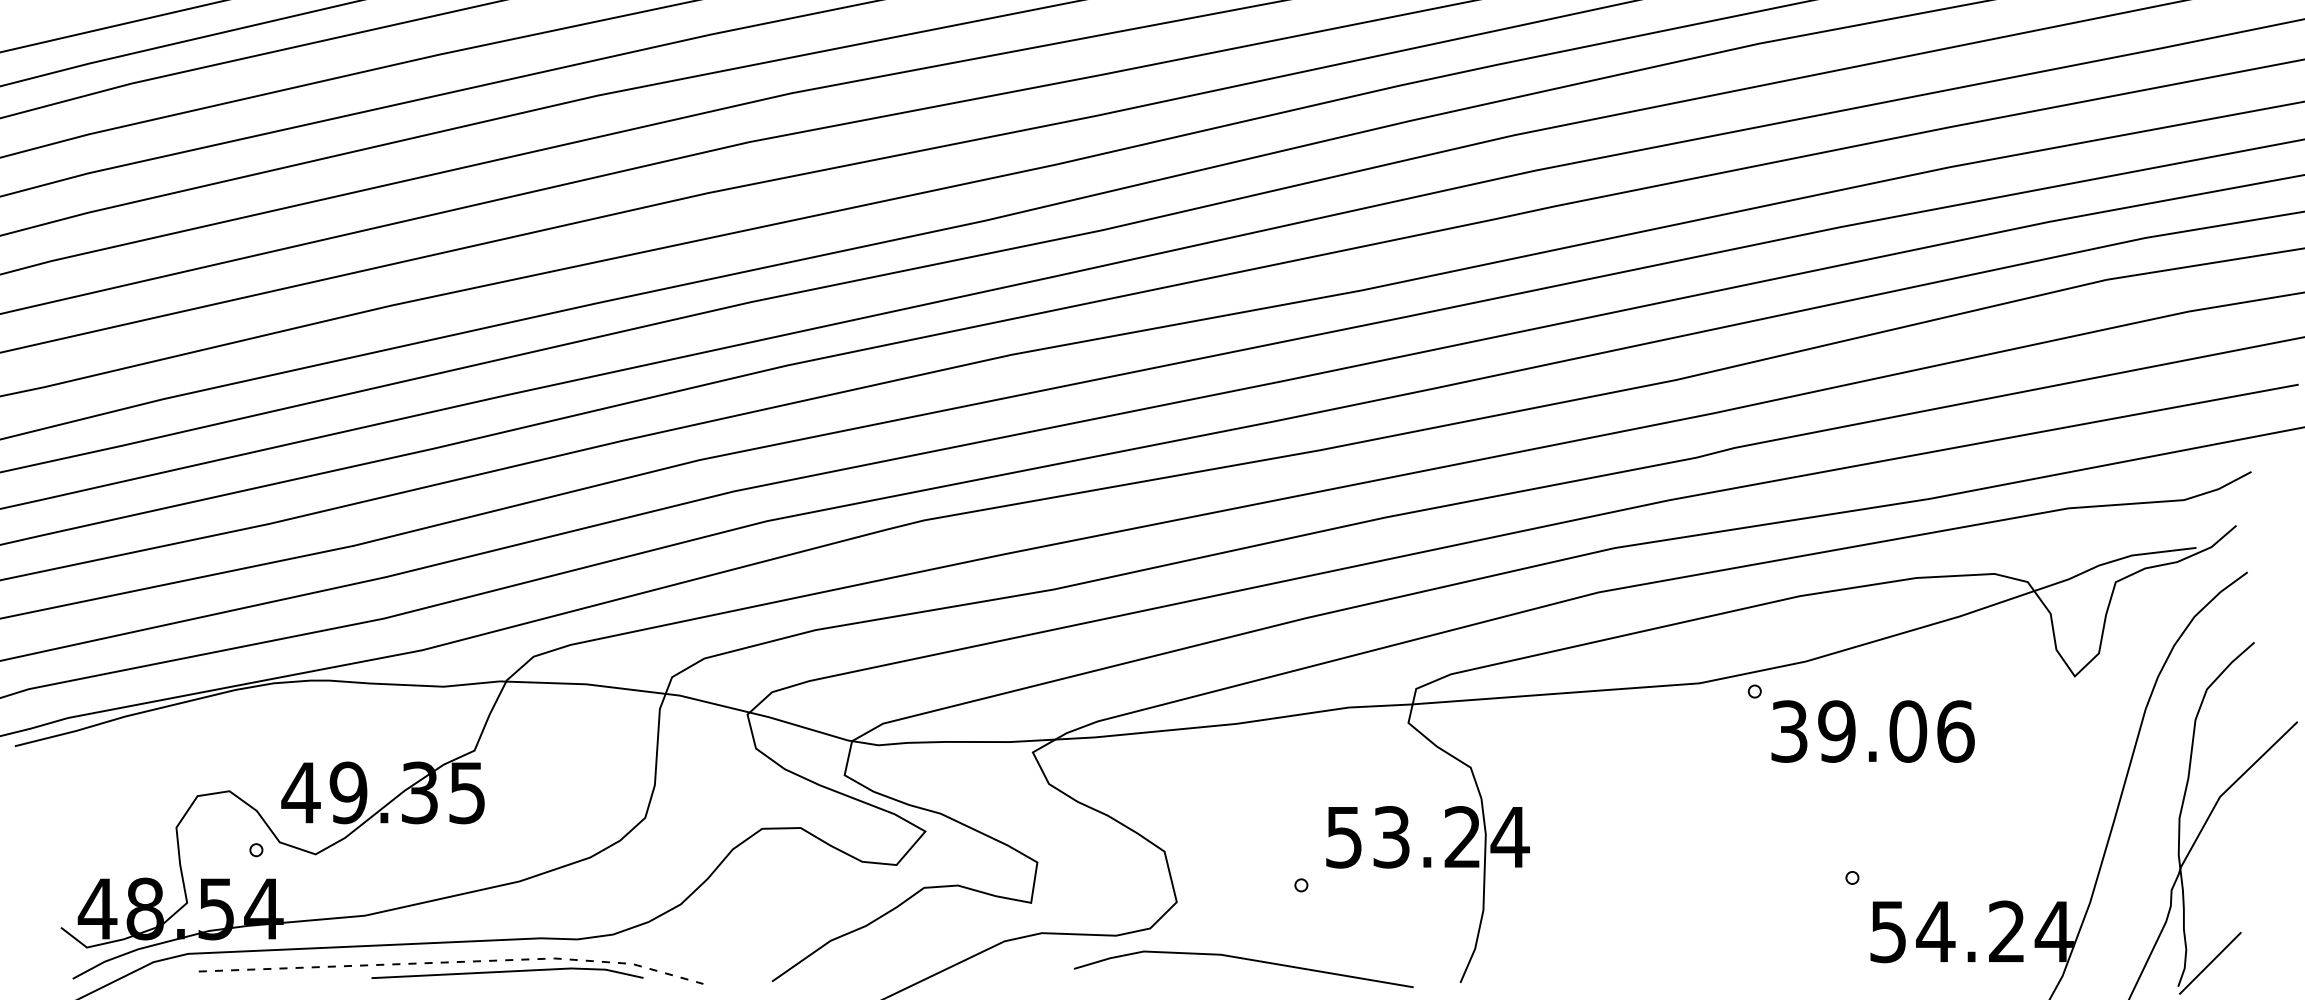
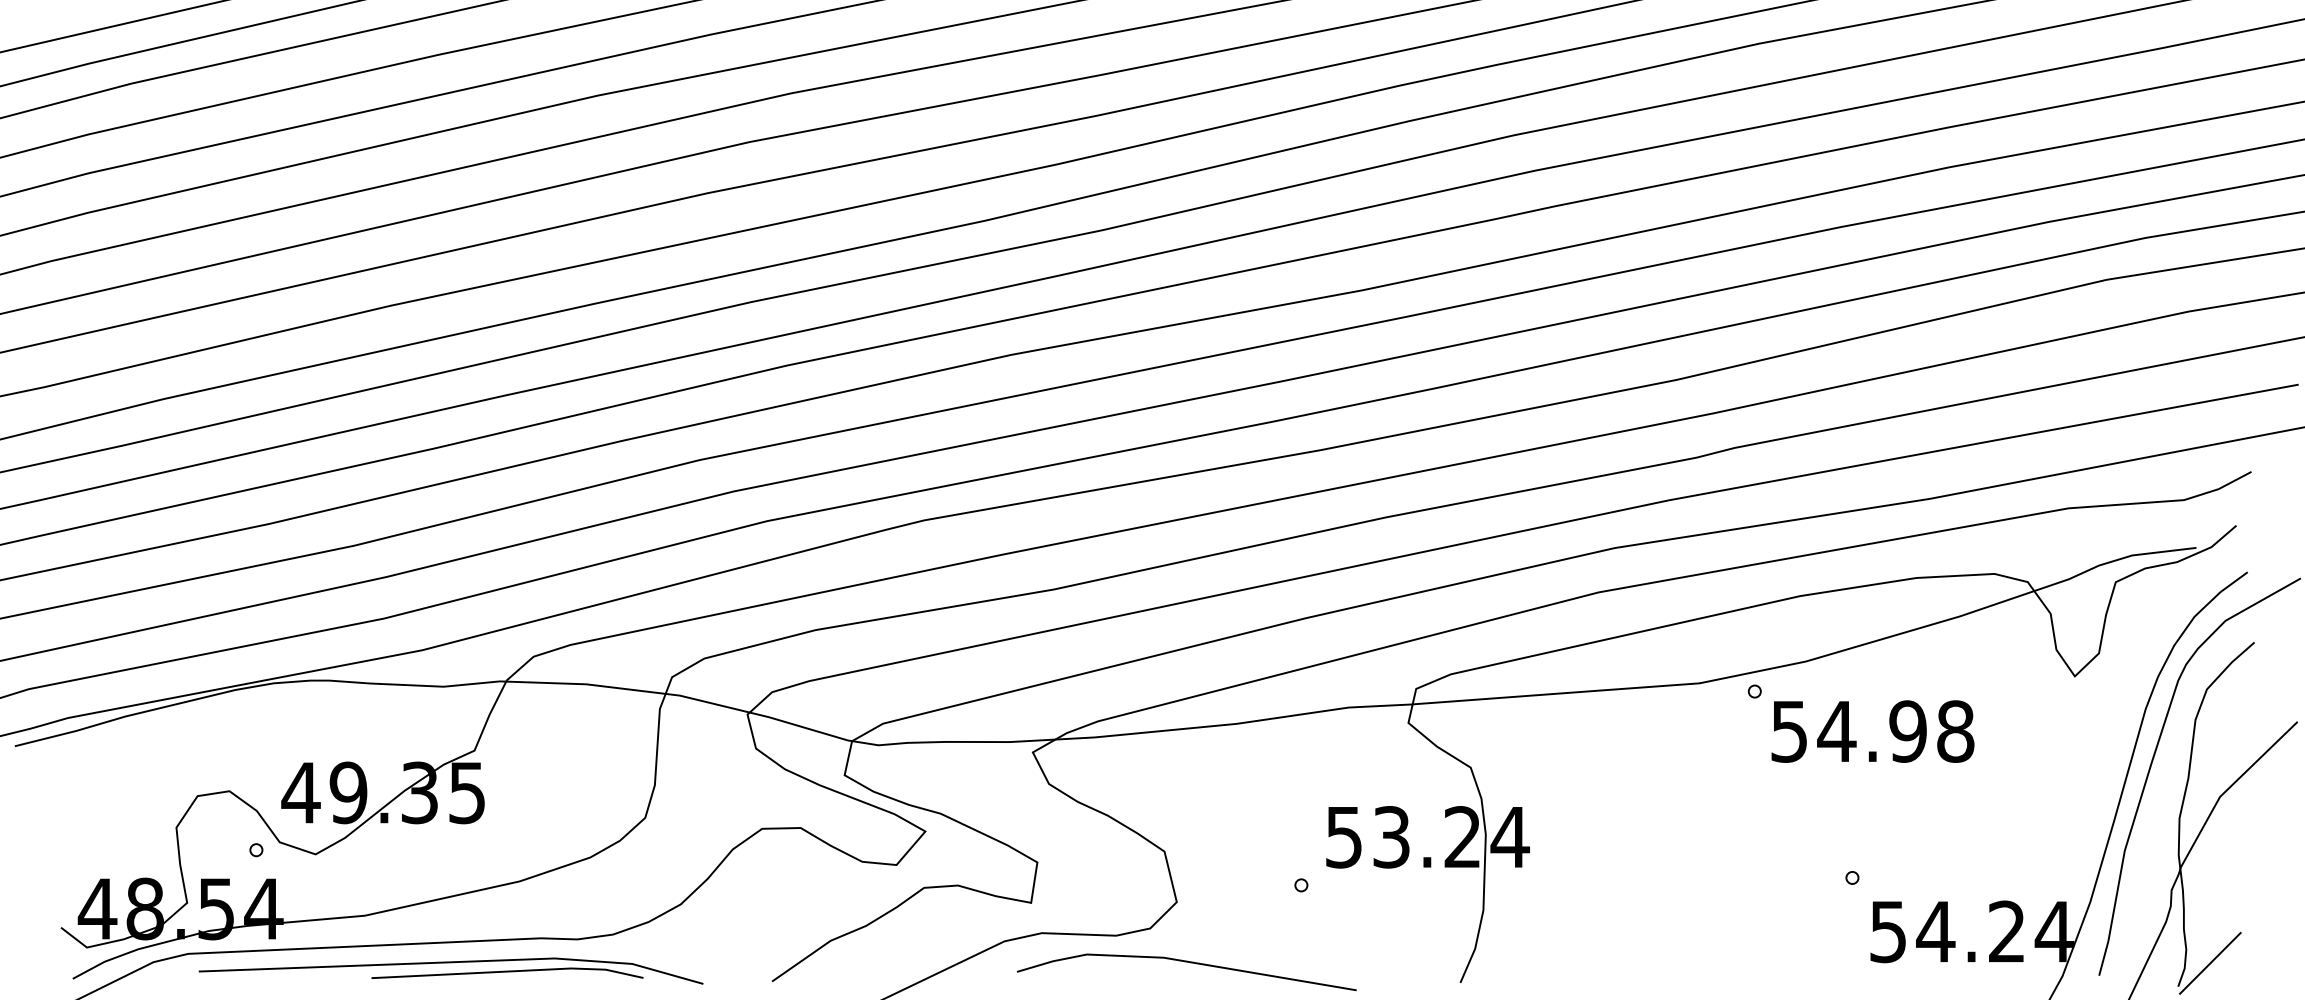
text: 39.06 -> 54.98 (1872, 731)
curve: none -> present (2153, 761)
line position: (1247, 960) -> (1190, 963) (1190, 963)
line: dashed -> solid (454, 962)
